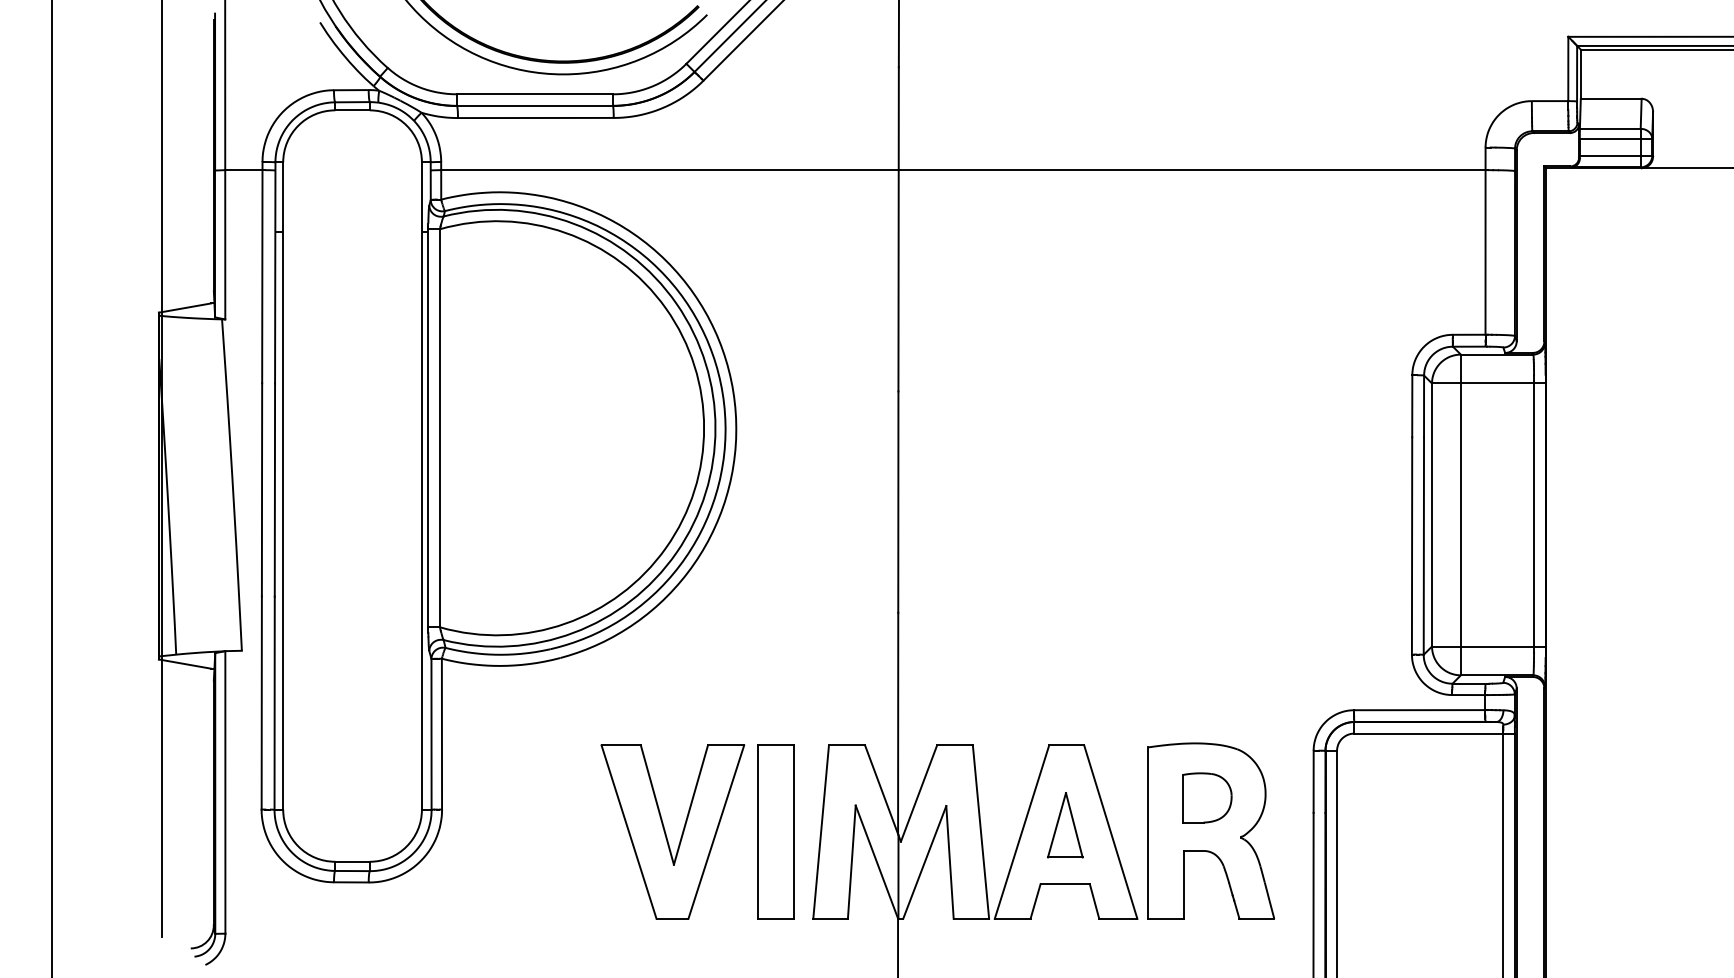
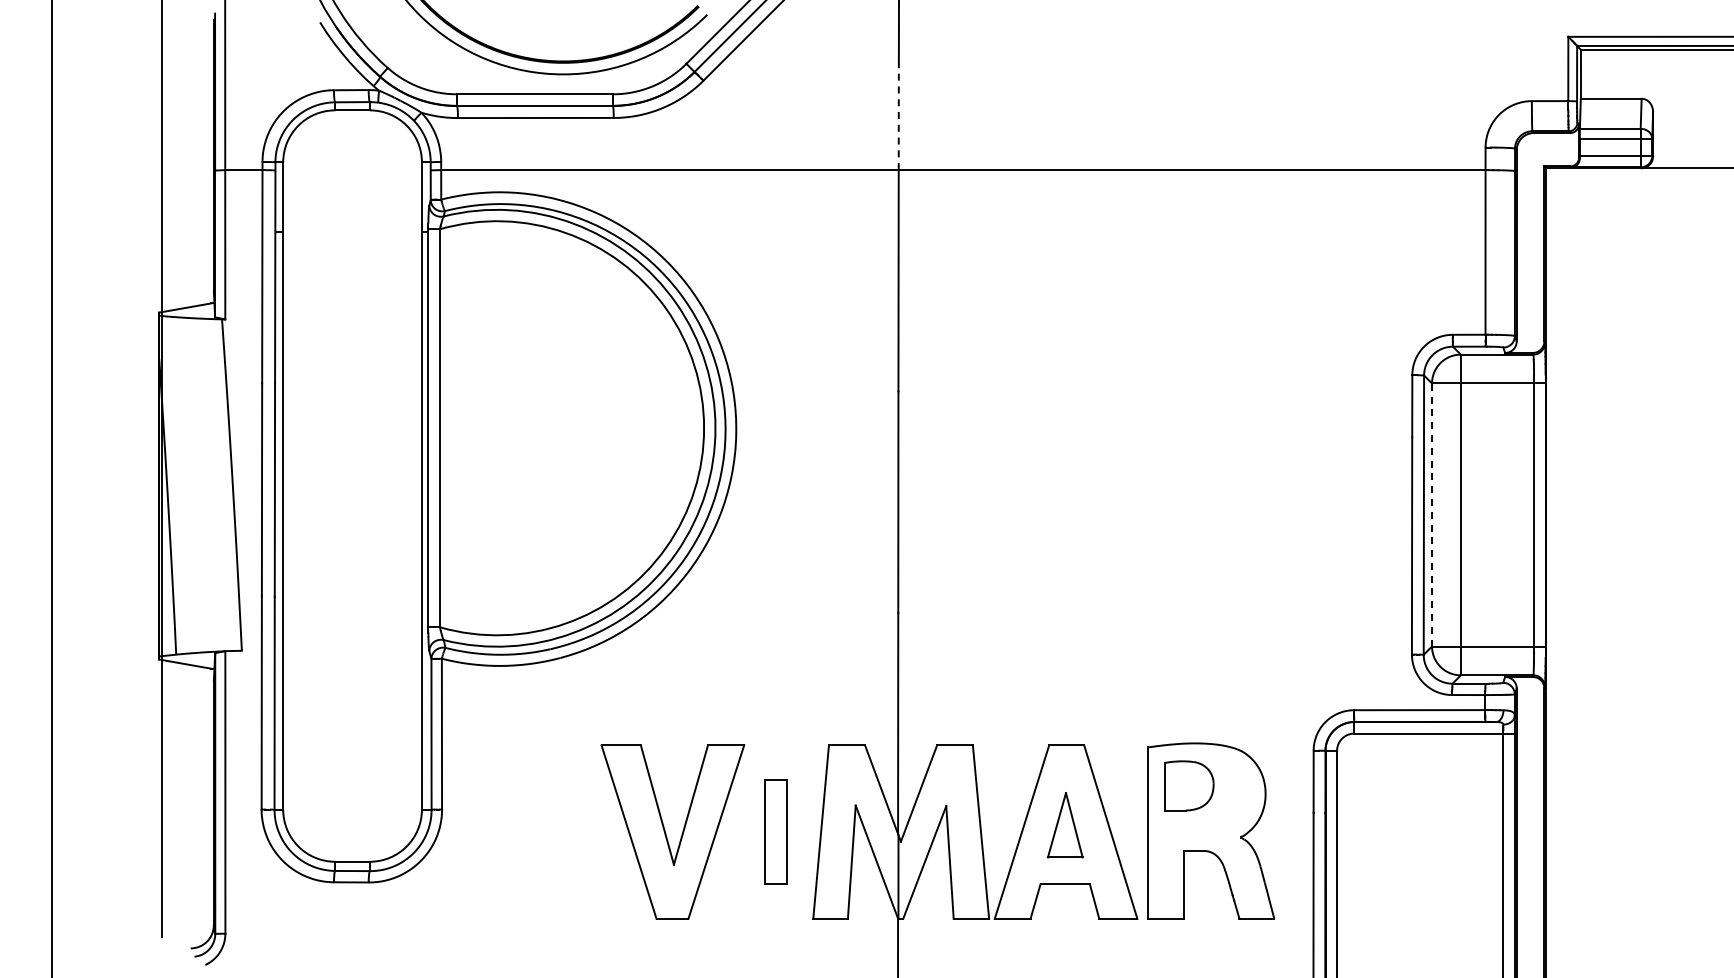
line: solid -> dashed (898, 118)
line: solid -> dashed (1431, 514)
part position: (1207, 797) -> (1189, 785) (1189, 785)
part size: 38x176 px -> 24x106 px (775, 831)
